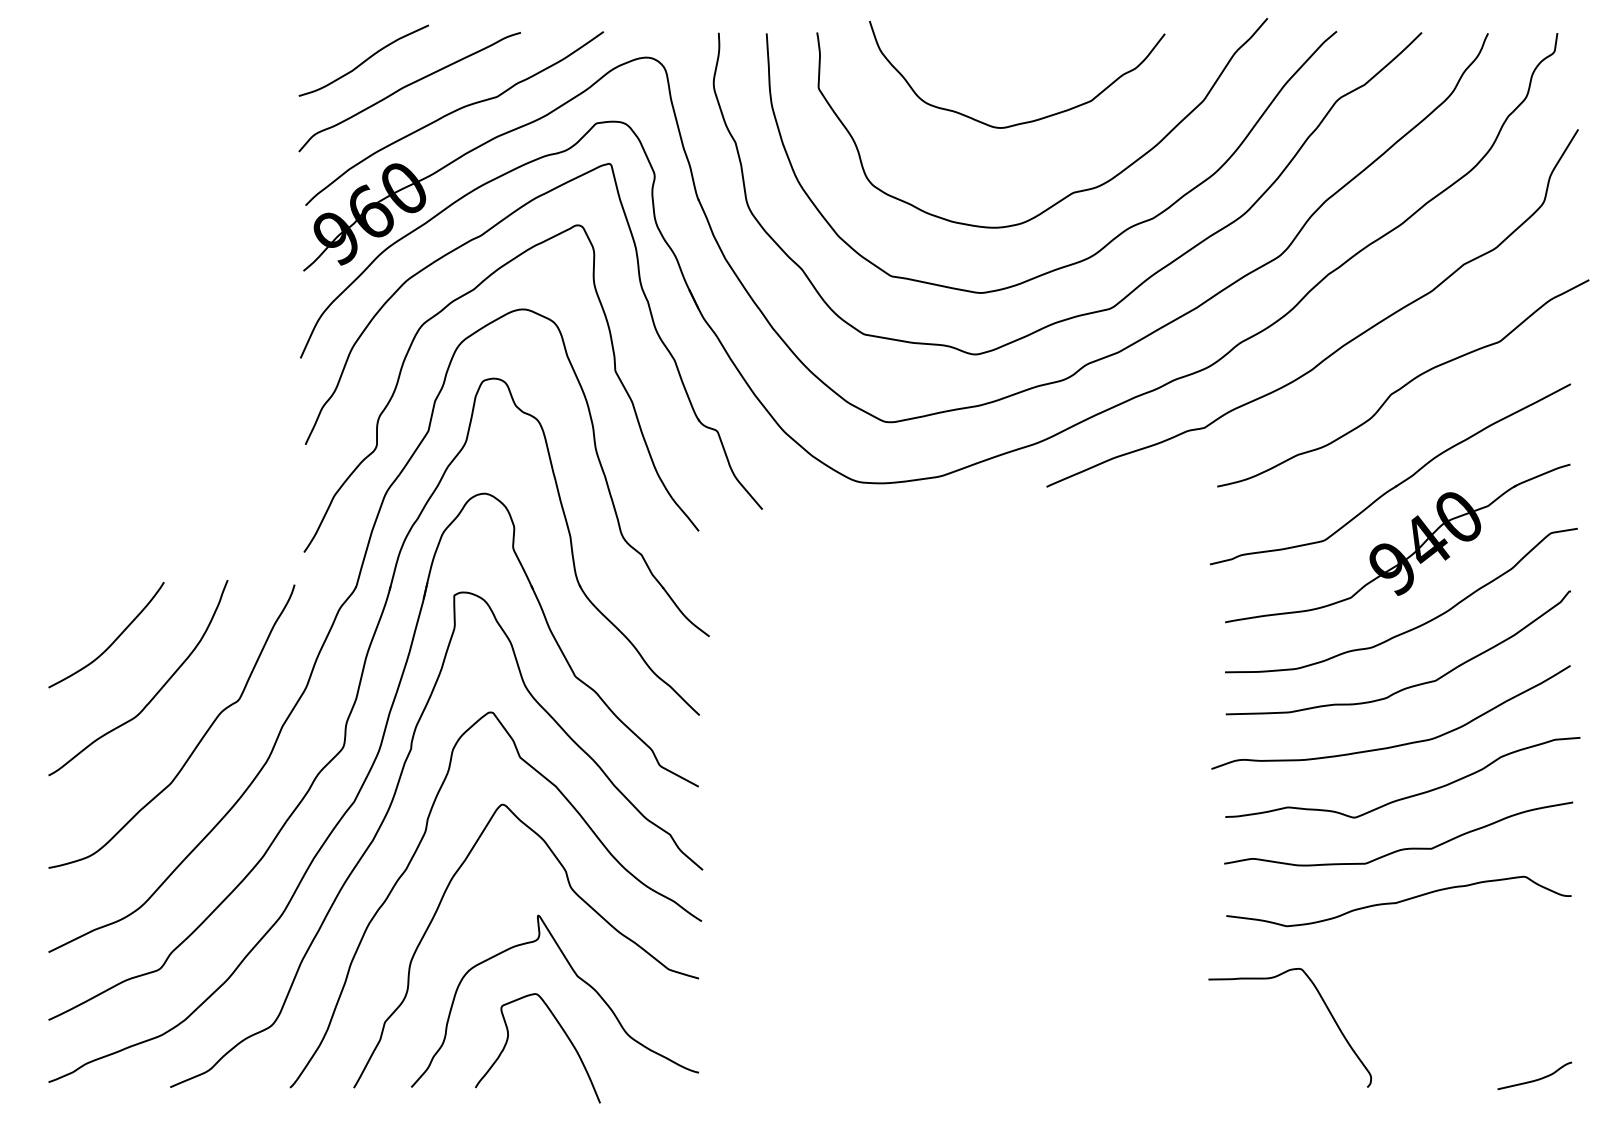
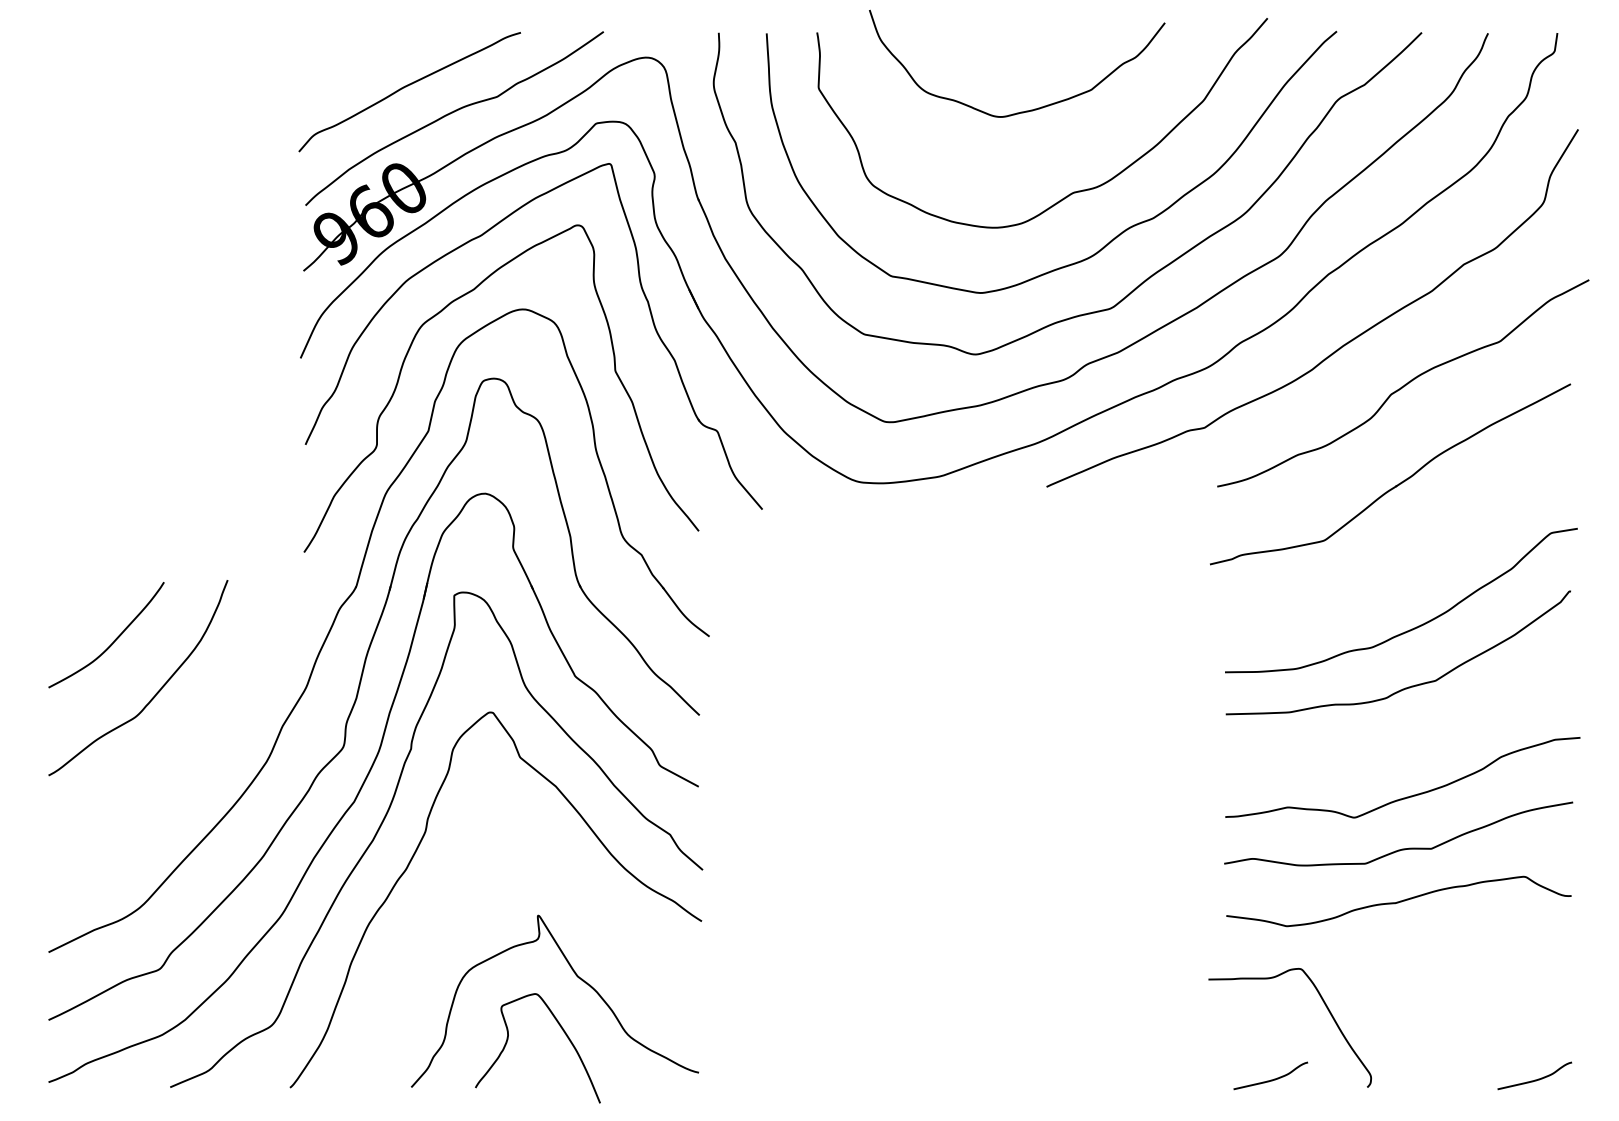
curve: present -> none (364, 60)
curve position: (1030, 120) -> (1030, 109) (1030, 109)
part: present -> none (1397, 543)
curve: present -> none (197, 743)
curve: present -> none (1398, 744)
curve: present -> none (575, 894)
curve: none -> present (1270, 1079)
